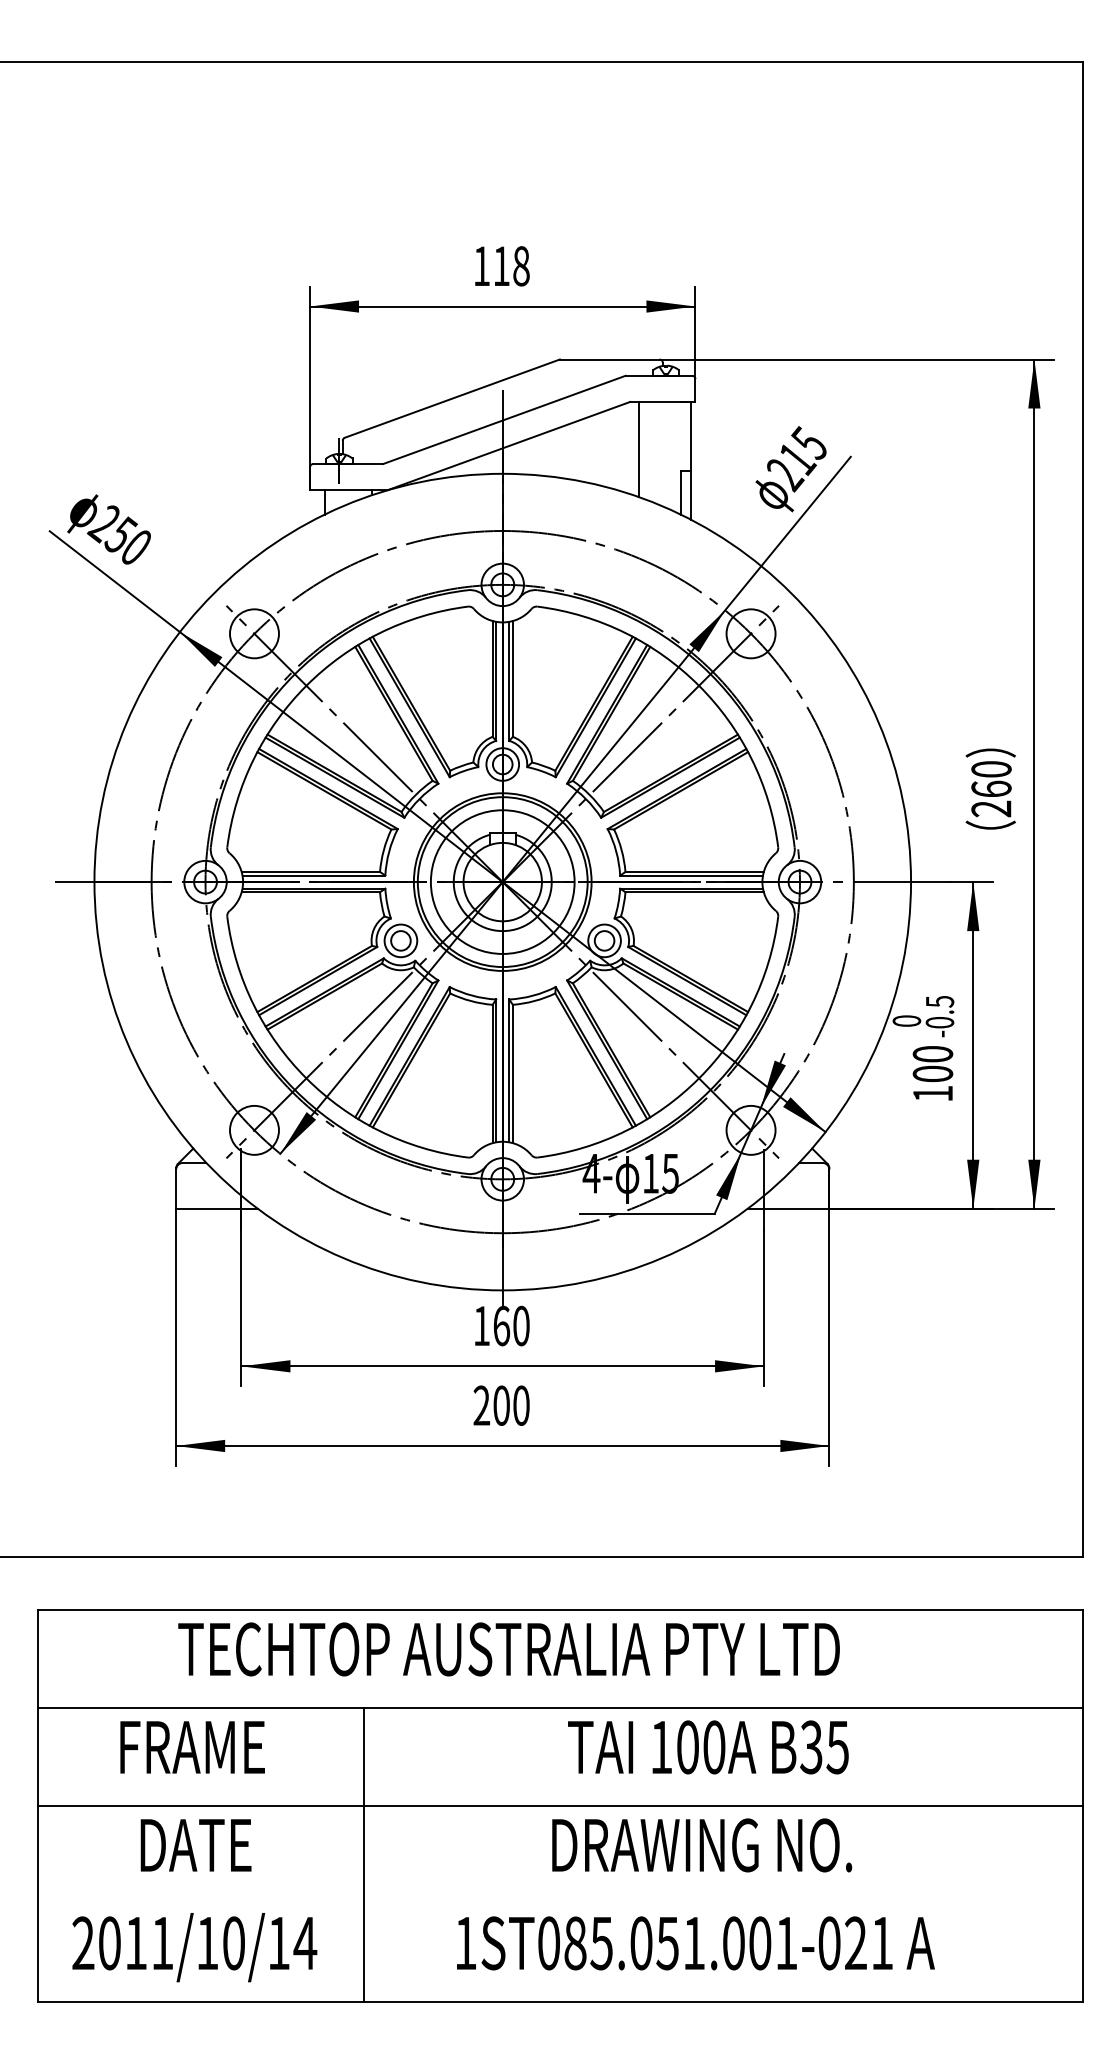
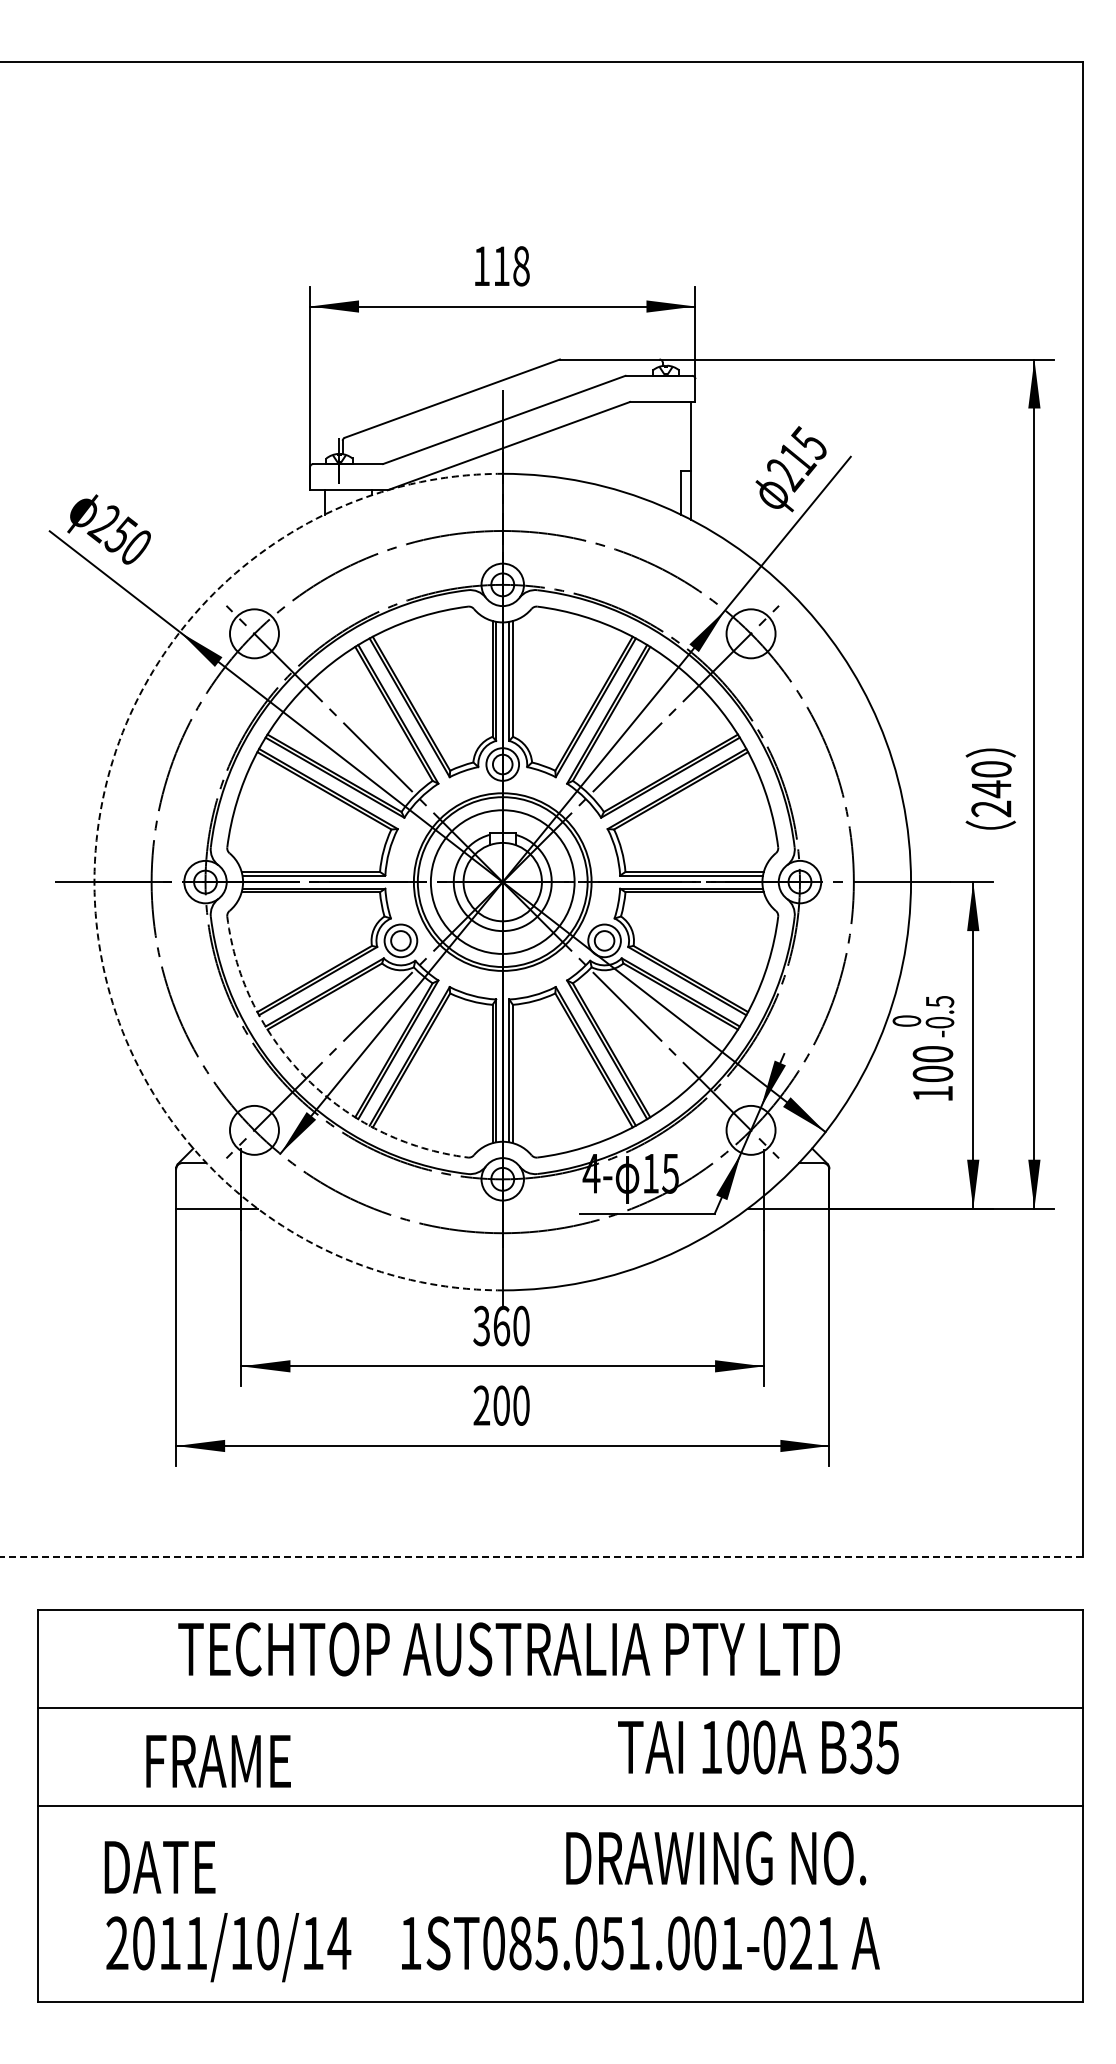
line: present -> none (639, 449)
text: 260 -> 240 (991, 789)
arc: solid -> dashed (94, 882)
arc: solid -> dashed (306, 1078)
text: 160 -> 360 (481, 1325)
line: solid -> dashed (541, 1557)
text position: (192, 1747) -> (218, 1761) (218, 1761)
text position: (708, 1747) -> (758, 1747) (758, 1747)
text position: (195, 1845) -> (159, 1867) (159, 1867)
text position: (702, 1845) -> (716, 1858) (716, 1858)
line: present -> none (364, 1855)
text position: (695, 1943) -> (640, 1943) (640, 1943)
text position: (194, 1947) -> (228, 1947) (228, 1947)
